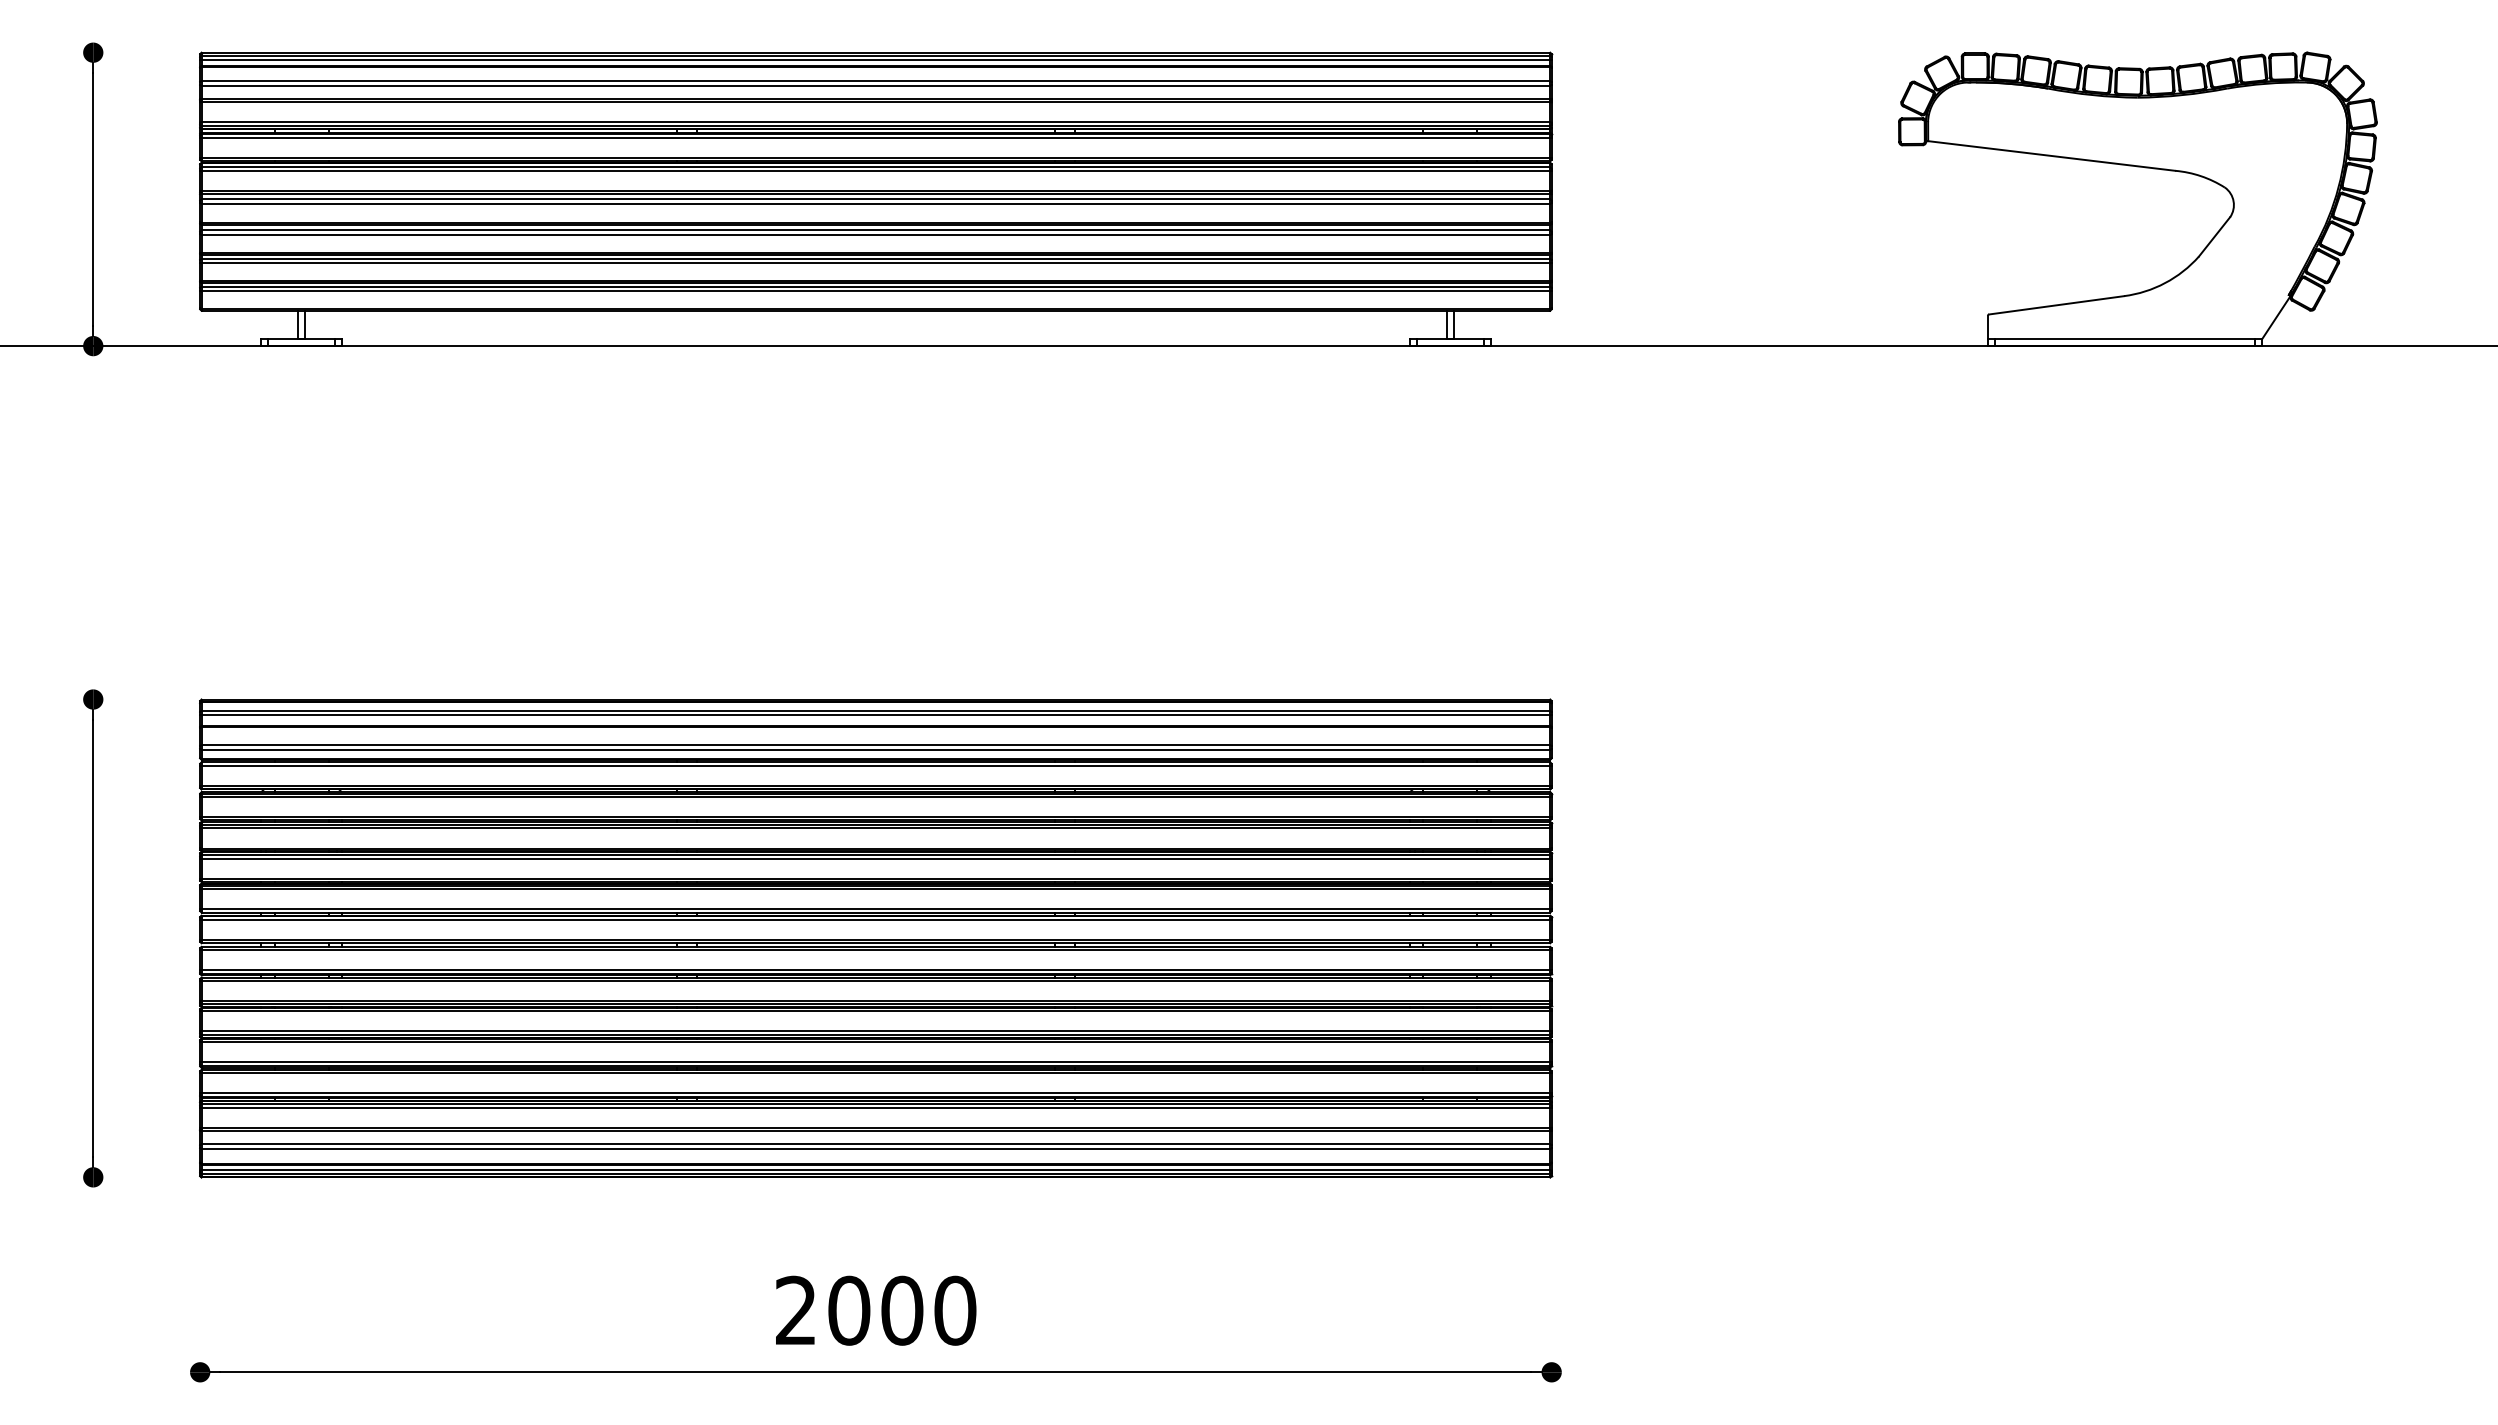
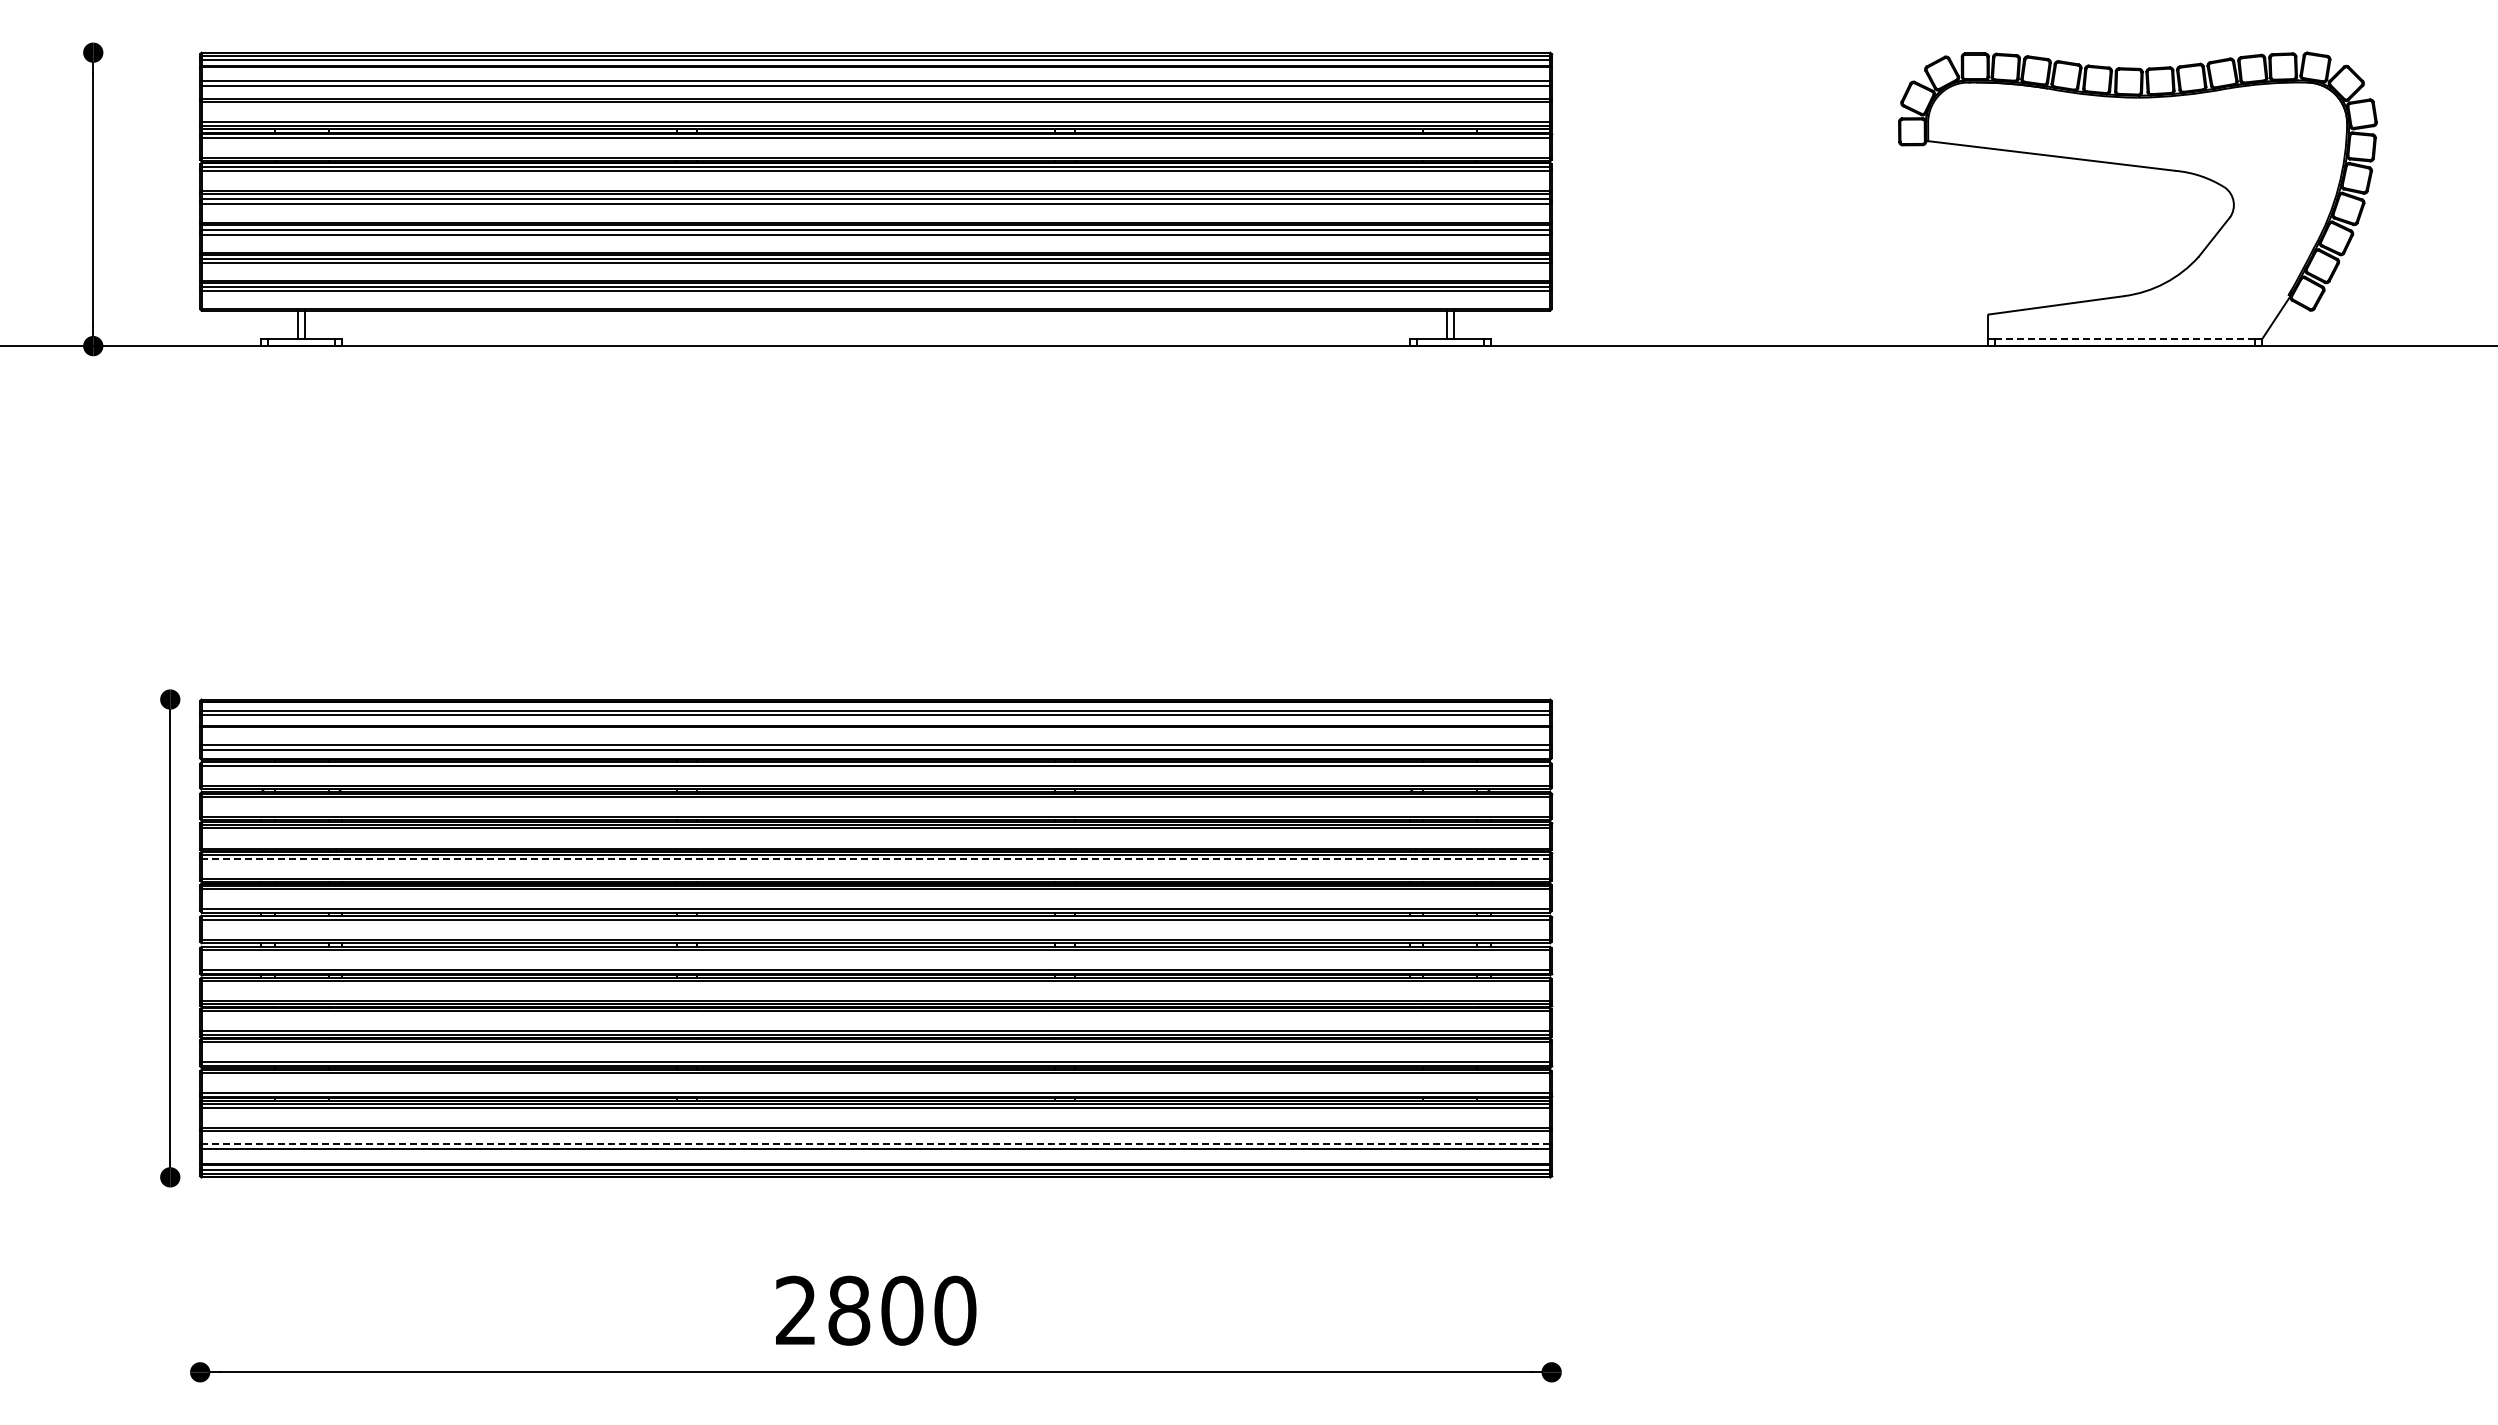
line: solid -> dashed (2125, 339)
line: solid -> dashed (875, 859)
part position: (93, 938) -> (170, 938) (170, 938)
line: solid -> dashed (875, 1144)
text: 2000 -> 2800 (849, 1310)
